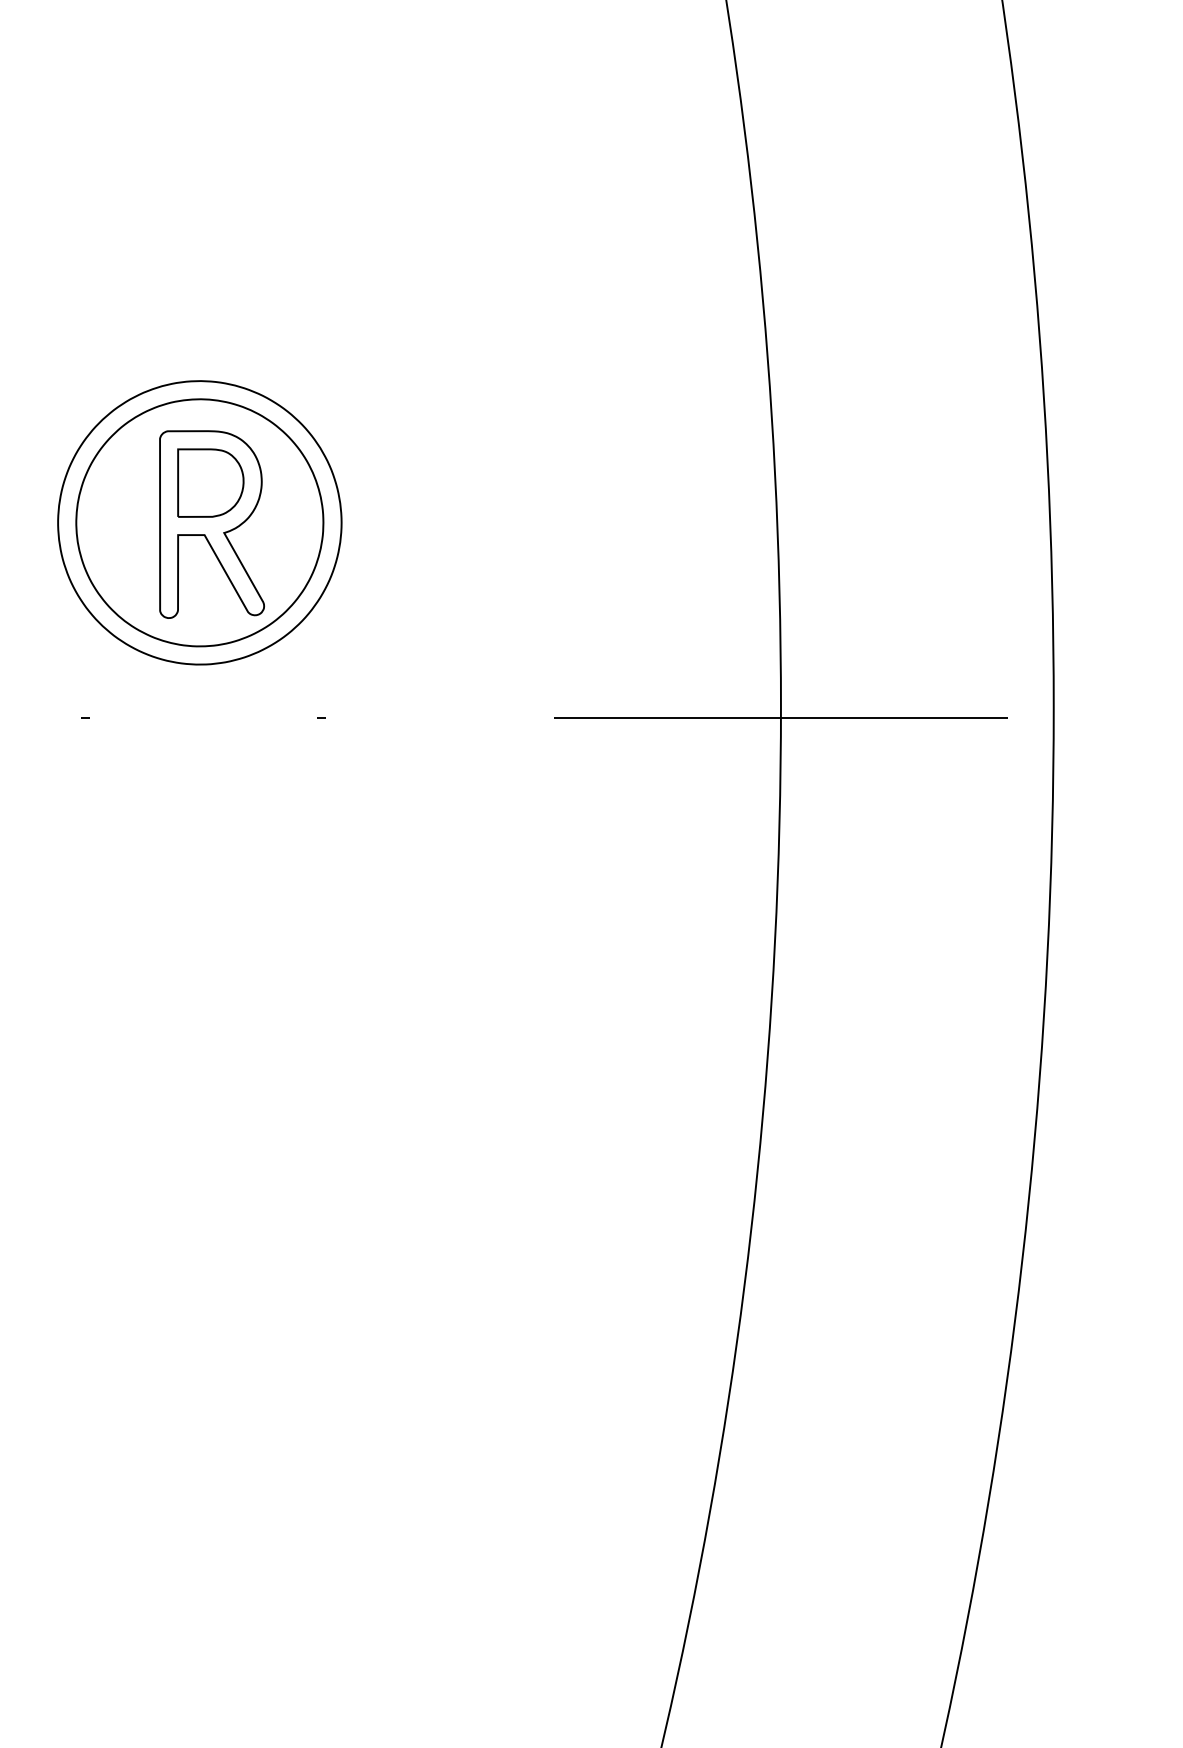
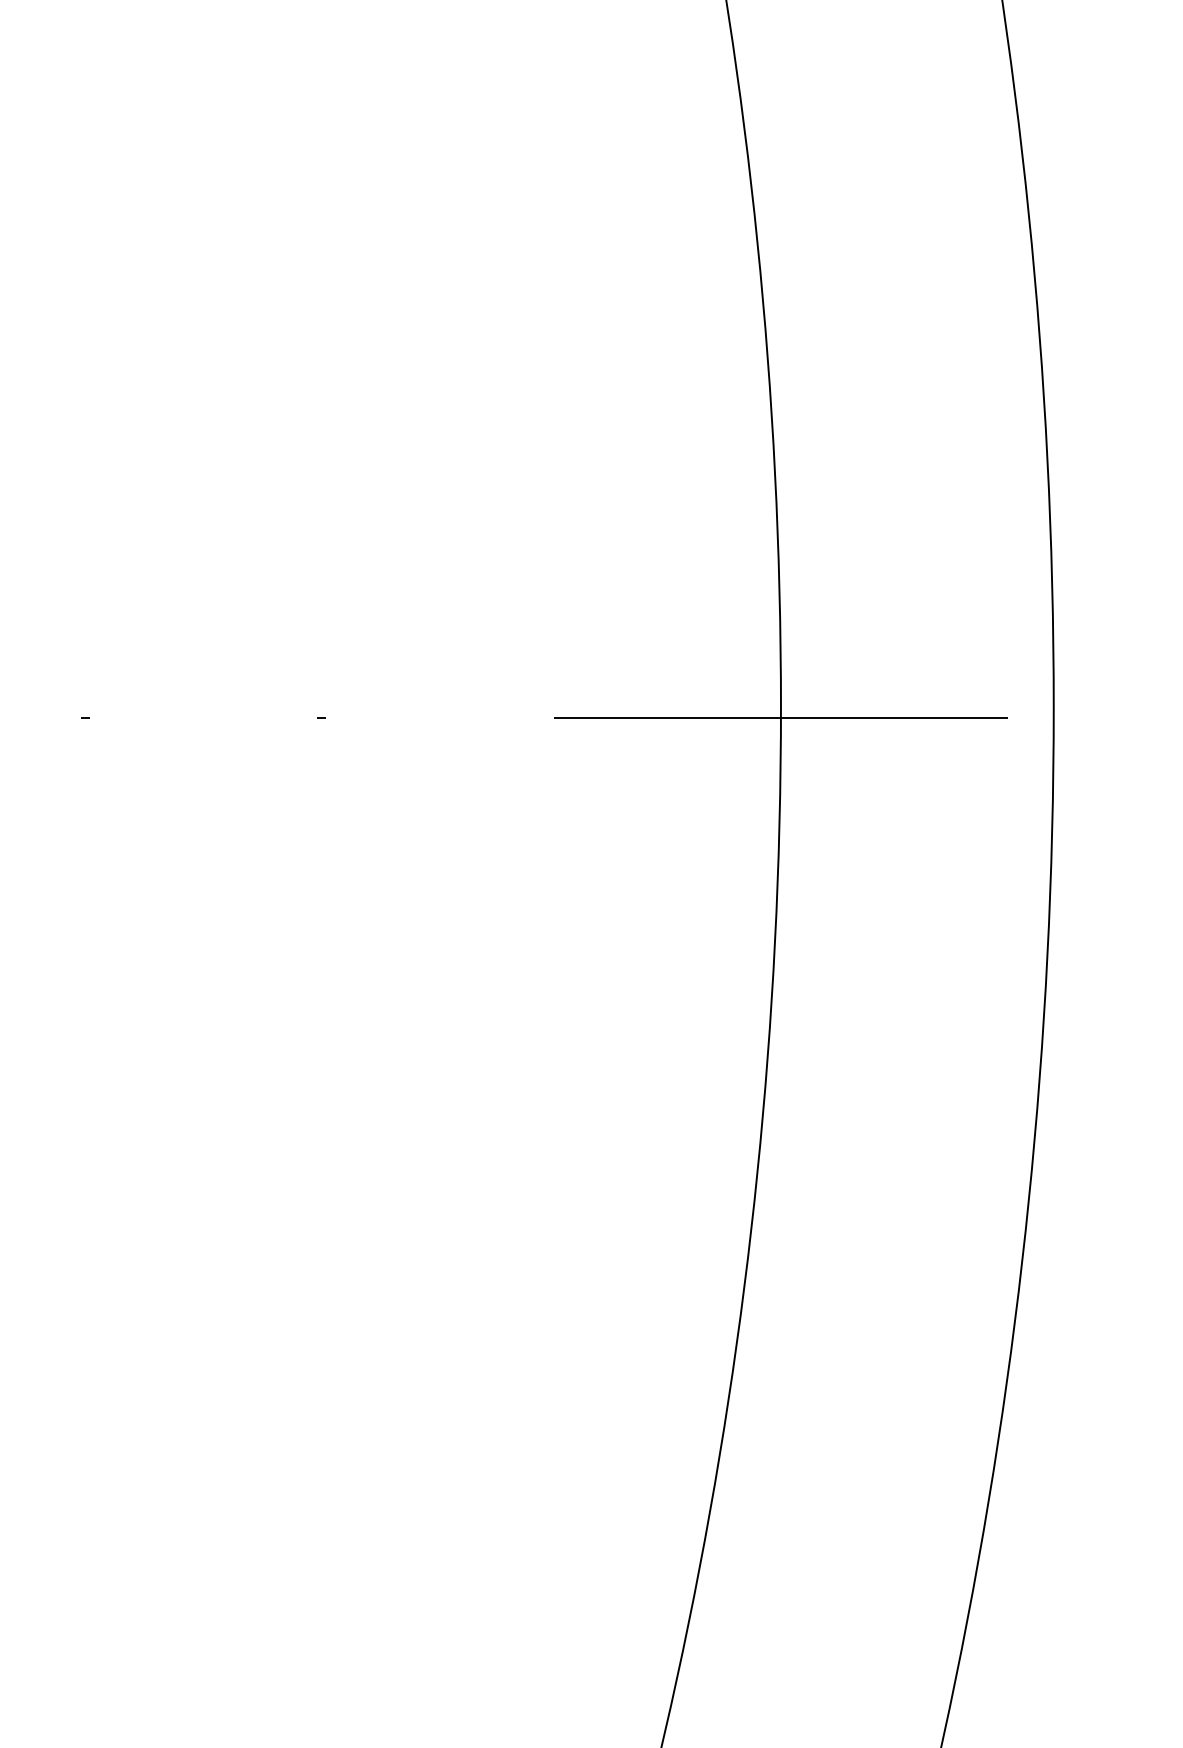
part: present -> none (199, 522)
